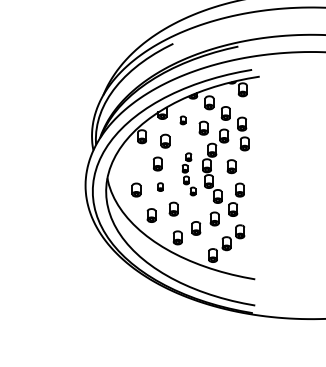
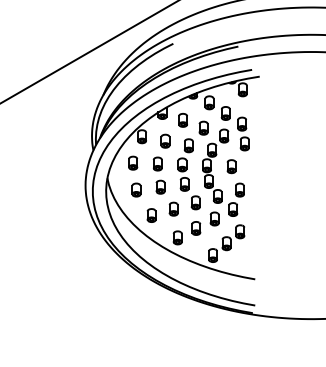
line: none -> present (88, 52)
part size: 8x11 px -> 10x15 px (182, 120)
part: none -> present (133, 162)
part size: 16x45 px -> 24x73 px (188, 174)
part size: 7x10 px -> 11x16 px (160, 186)
